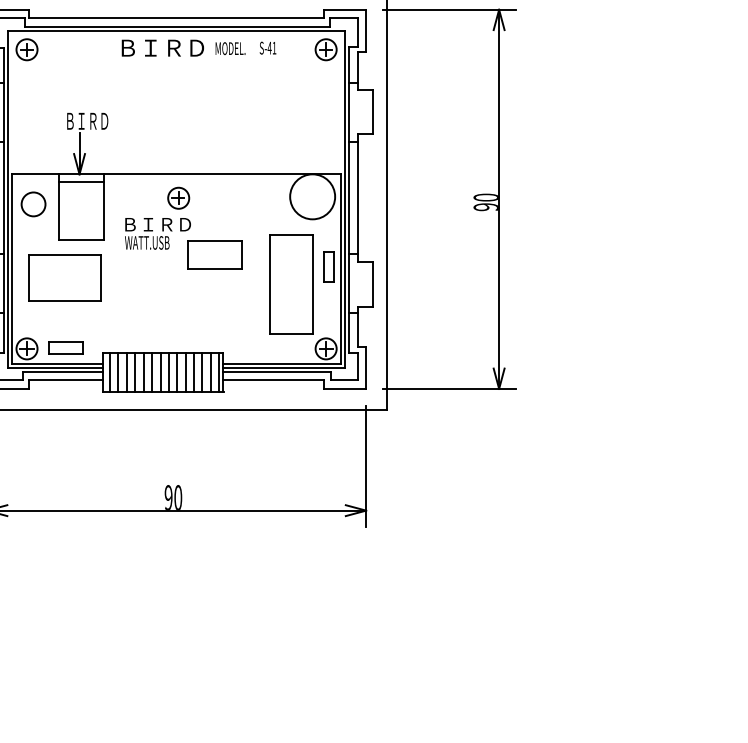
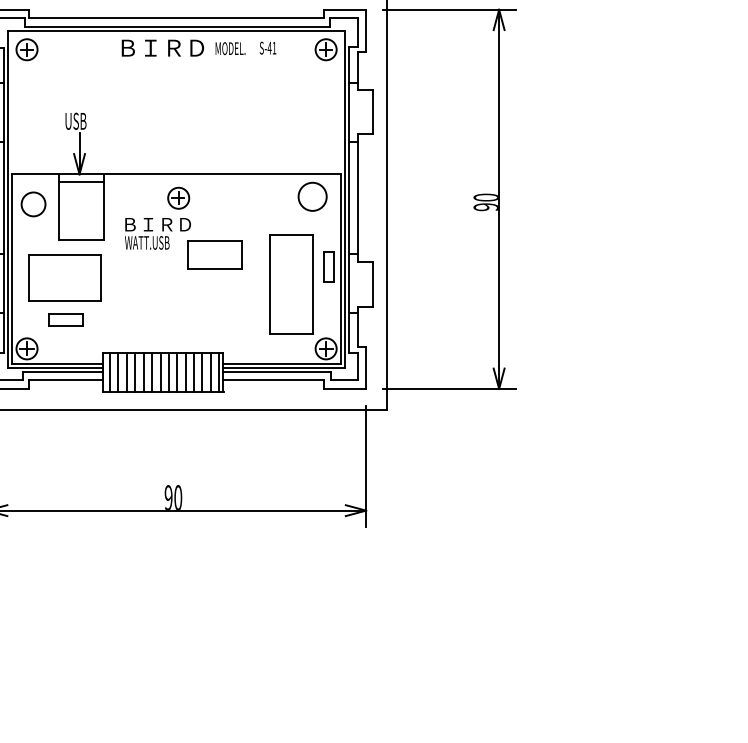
text: ＢＩＲＤ -> USB (86, 120)
circle diameter: 45 px -> 28 px (312, 196)
part position: (65, 347) -> (65, 319) (65, 319)
